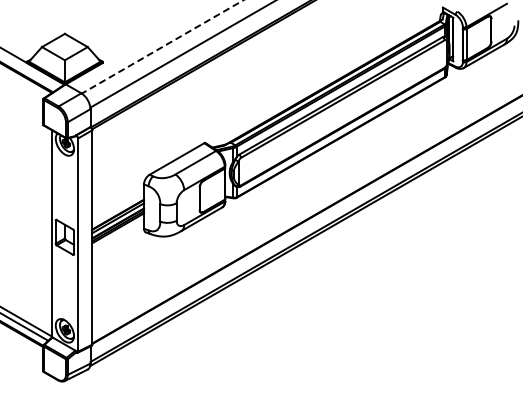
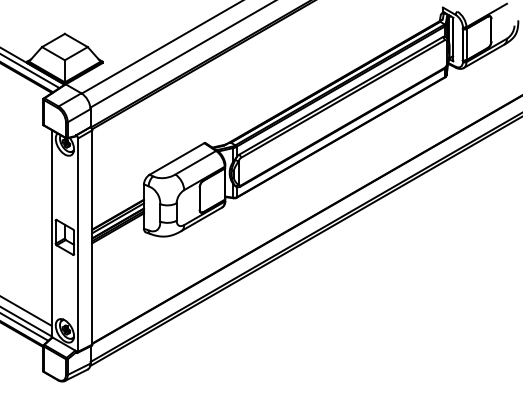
line: dashed -> solid (162, 47)
line: none -> present (30, 71)
line: none -> present (26, 311)
